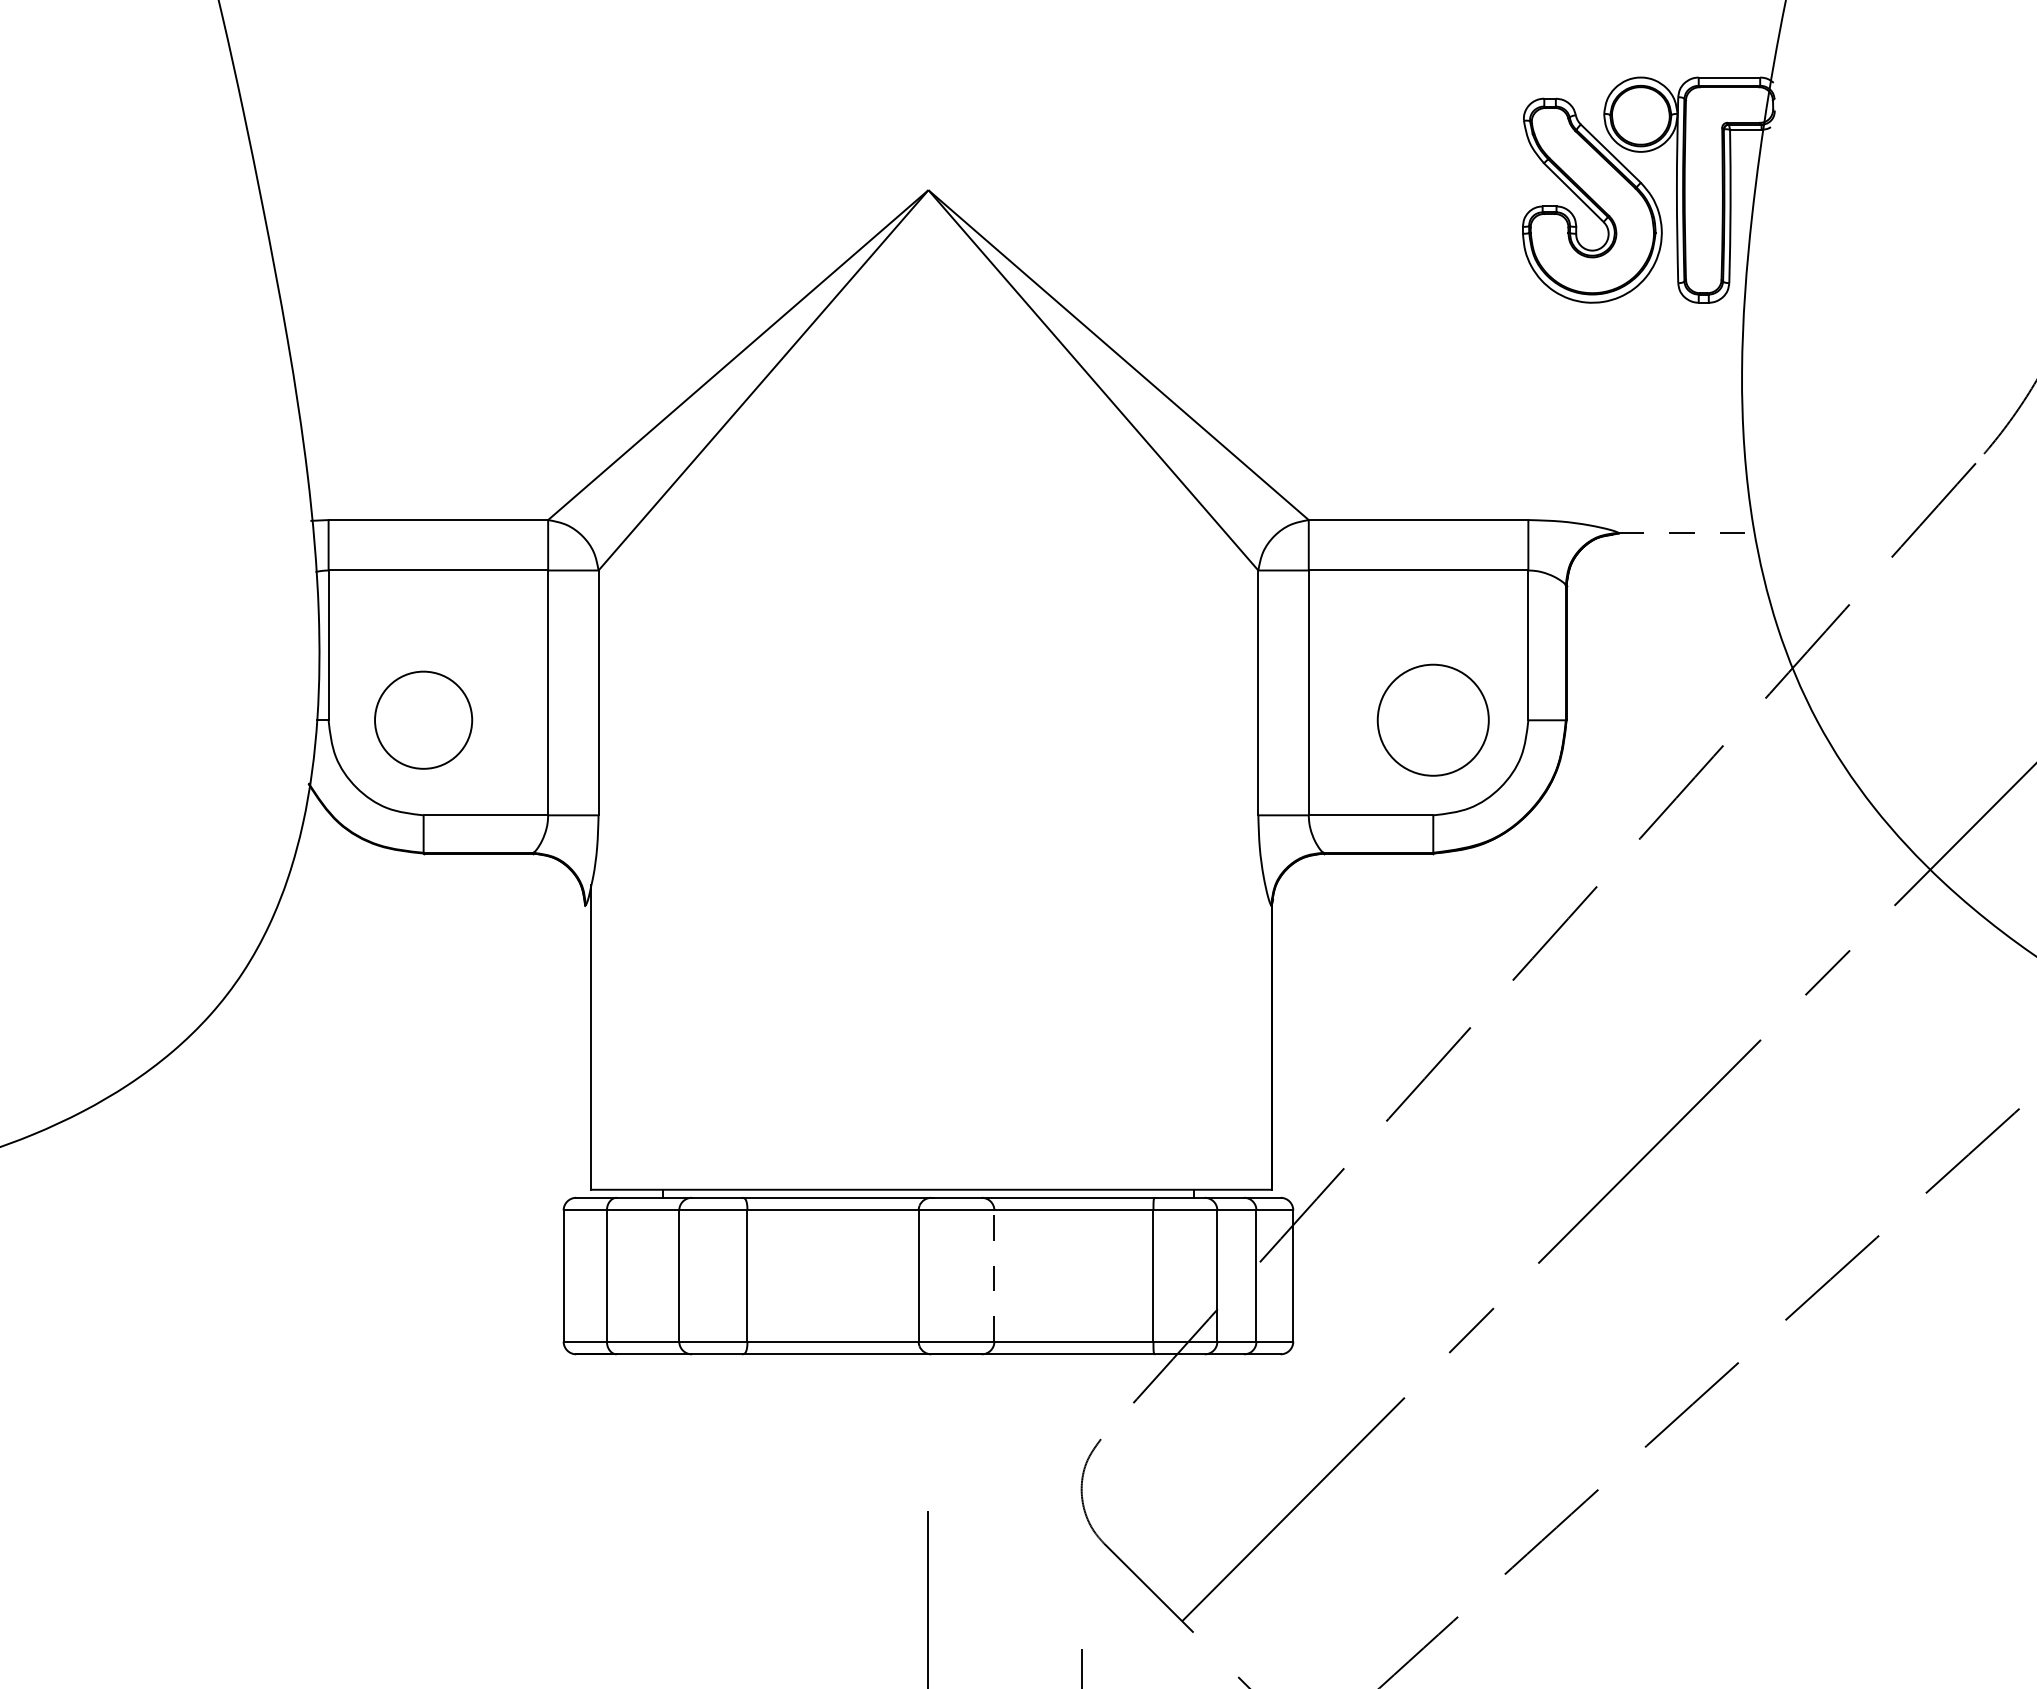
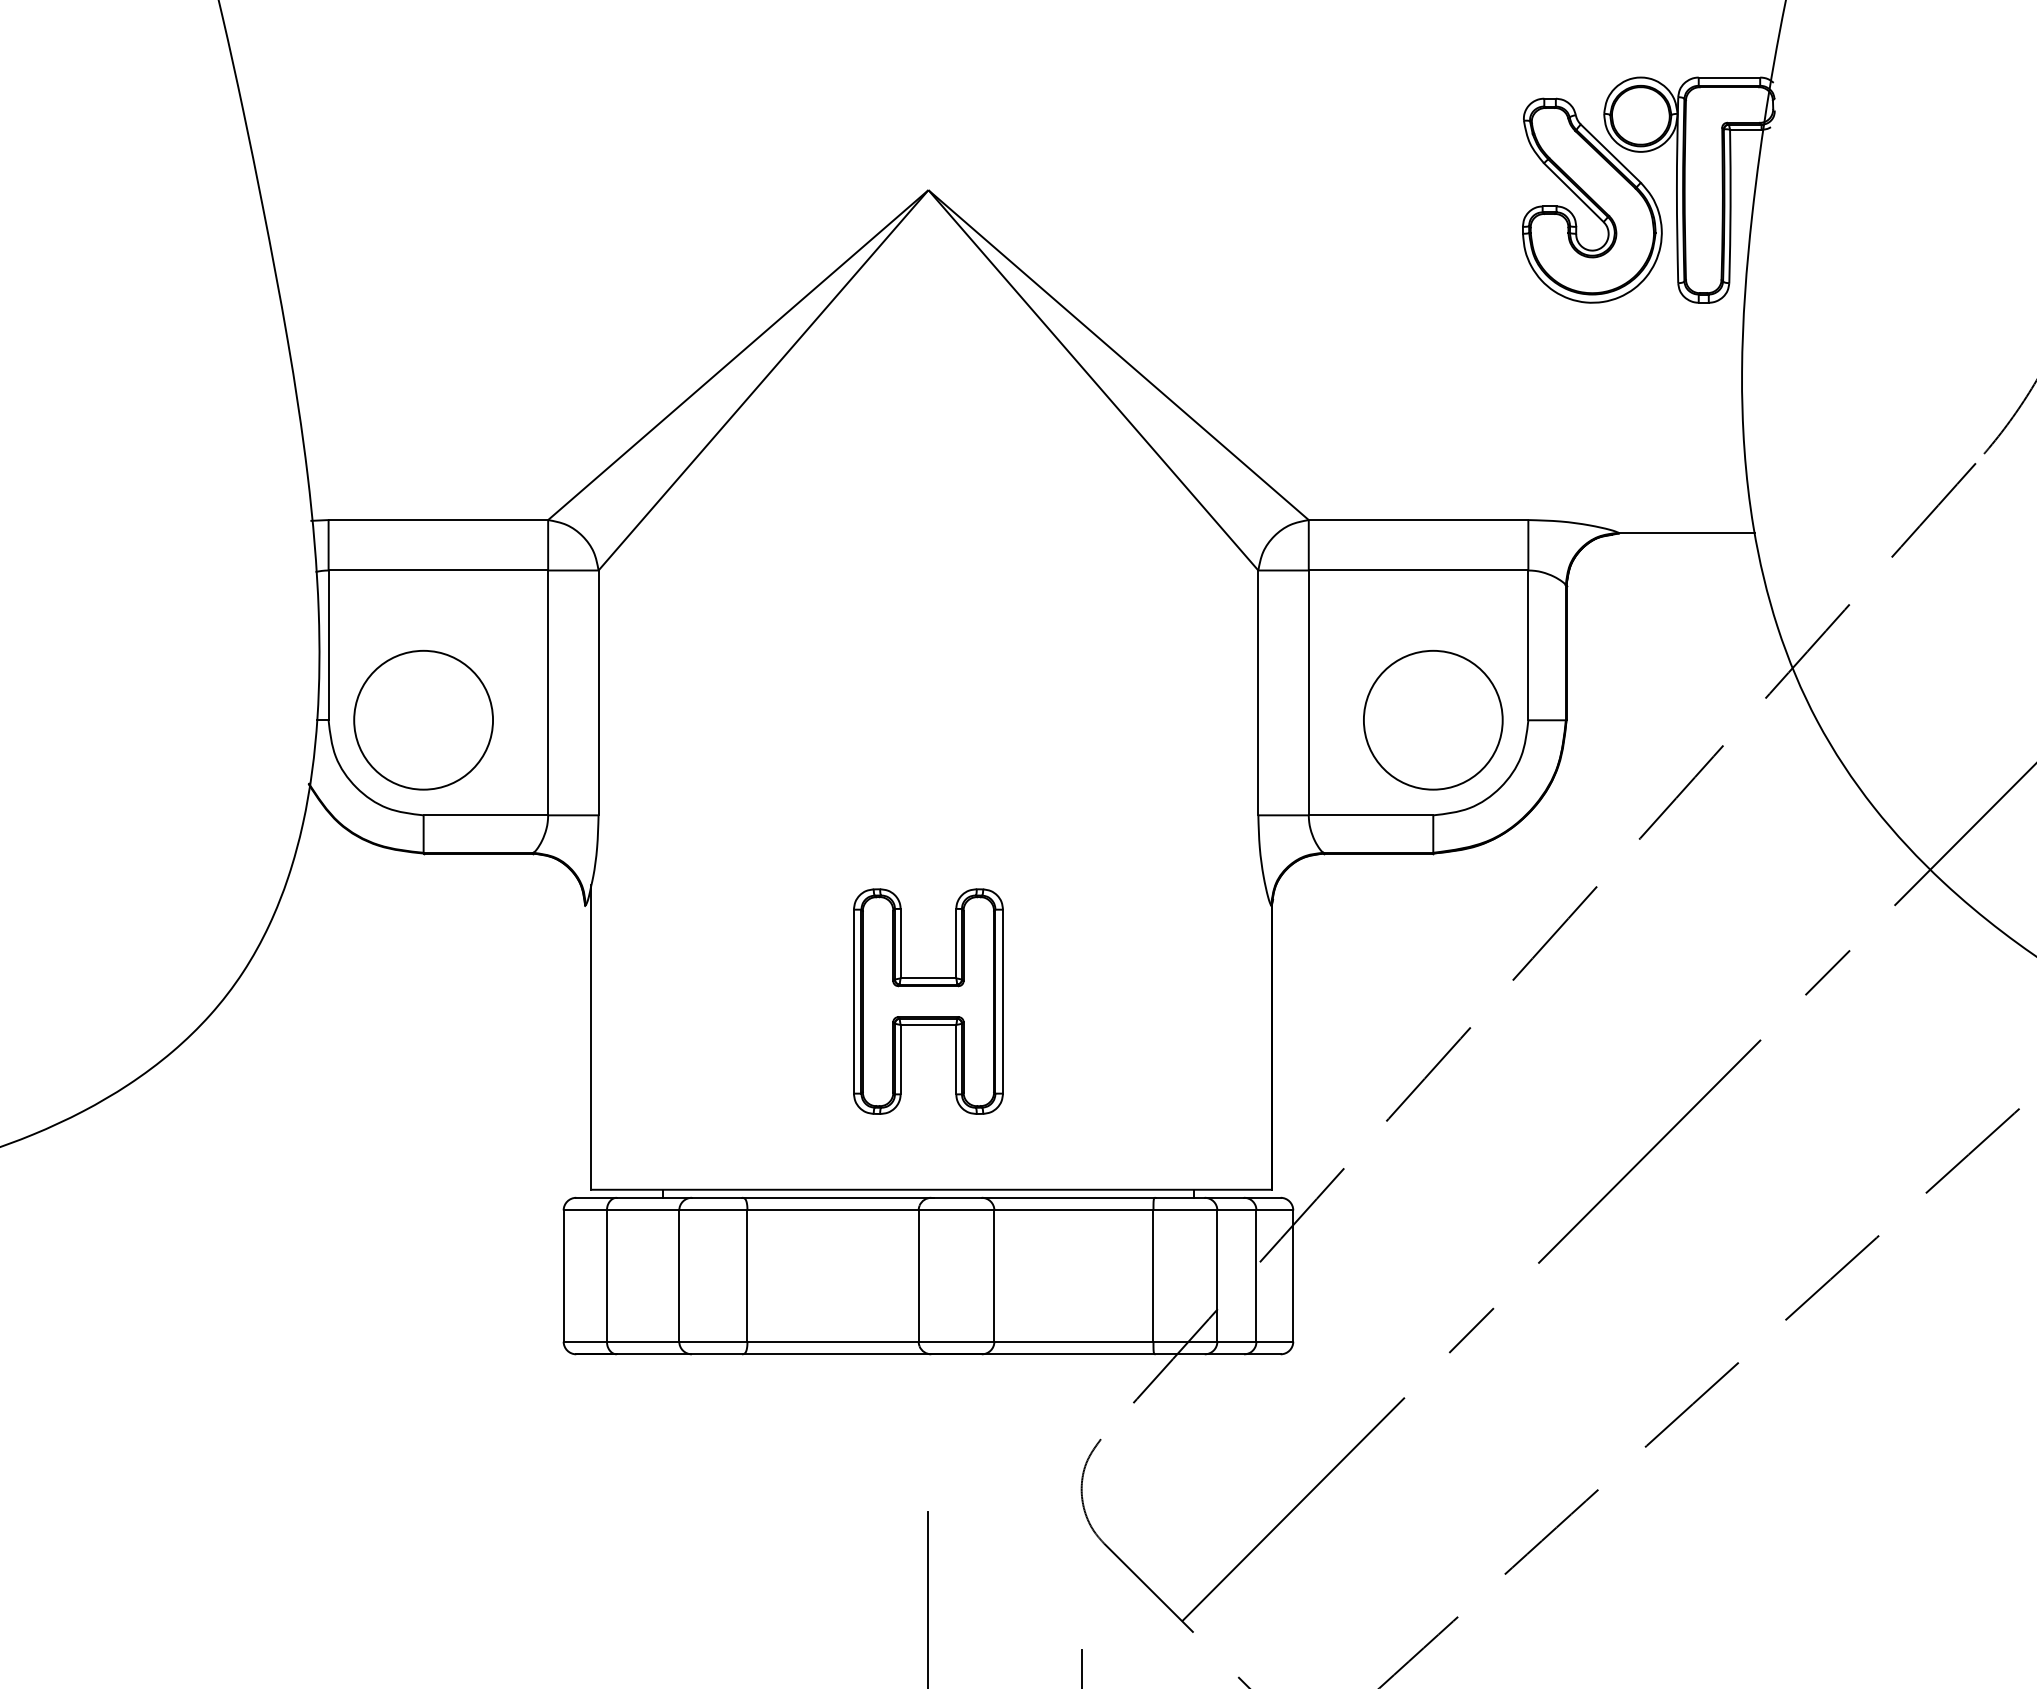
line: dashed -> solid (1687, 533)
circle diameter: 97 px -> 139 px (423, 719)
circle diameter: 111 px -> 139 px (1432, 719)
part: none -> present (928, 1001)
line: dashed -> solid (994, 1276)
